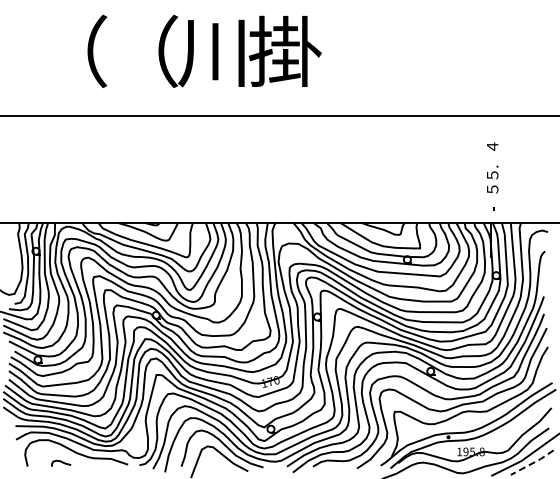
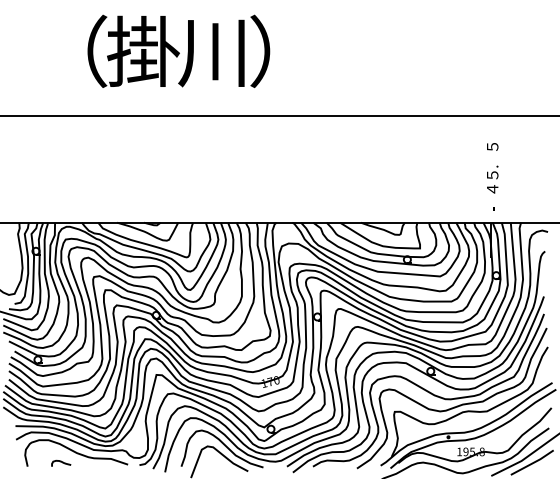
text: （ -> 掛 (143, 50)
text: 掛 -> ） (284, 51)
text: ４ -> ５ (492, 146)
text: ５ -> ４ (492, 189)
line: dashed -> solid (532, 463)
